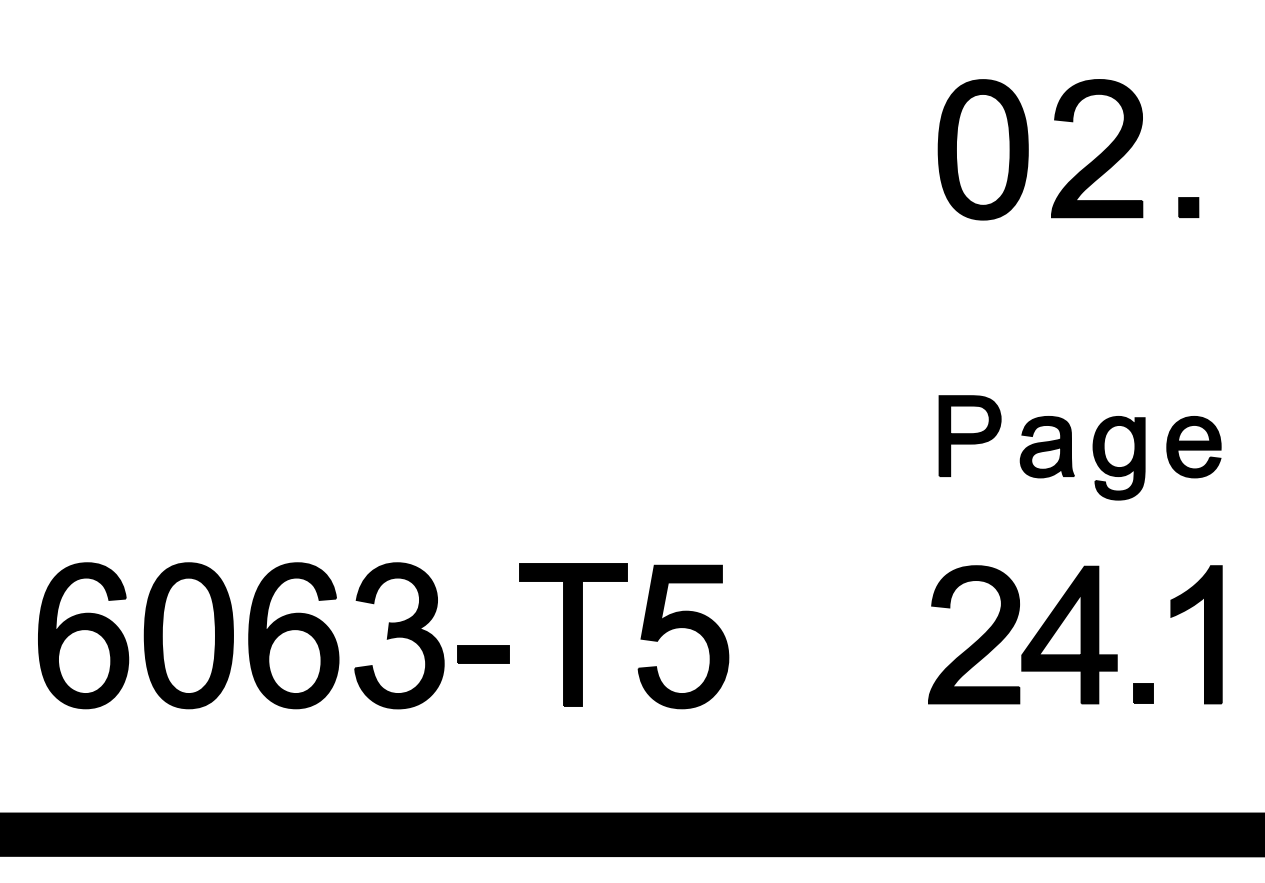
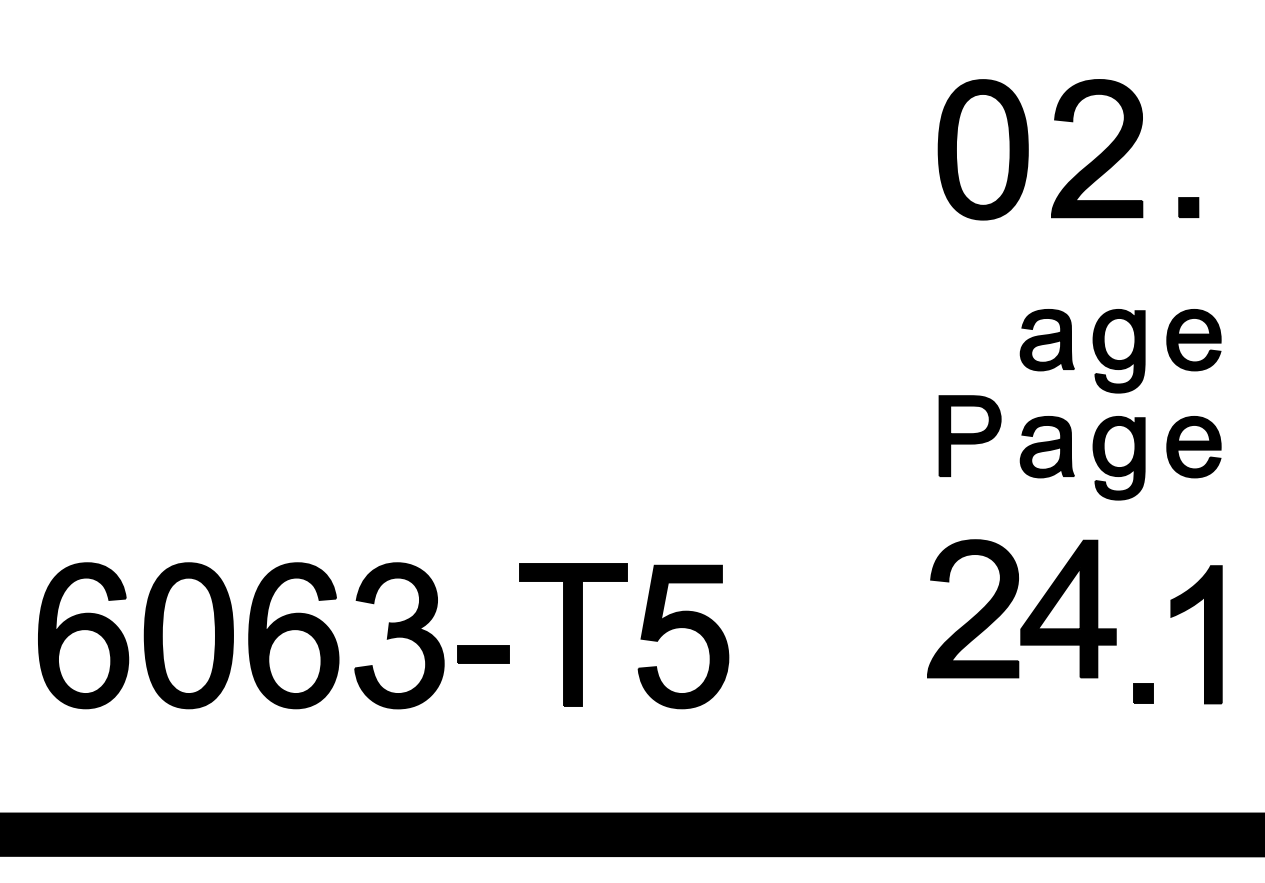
part: none -> present (1120, 351)
part position: (1030, 641) -> (1029, 615) (1029, 615)
